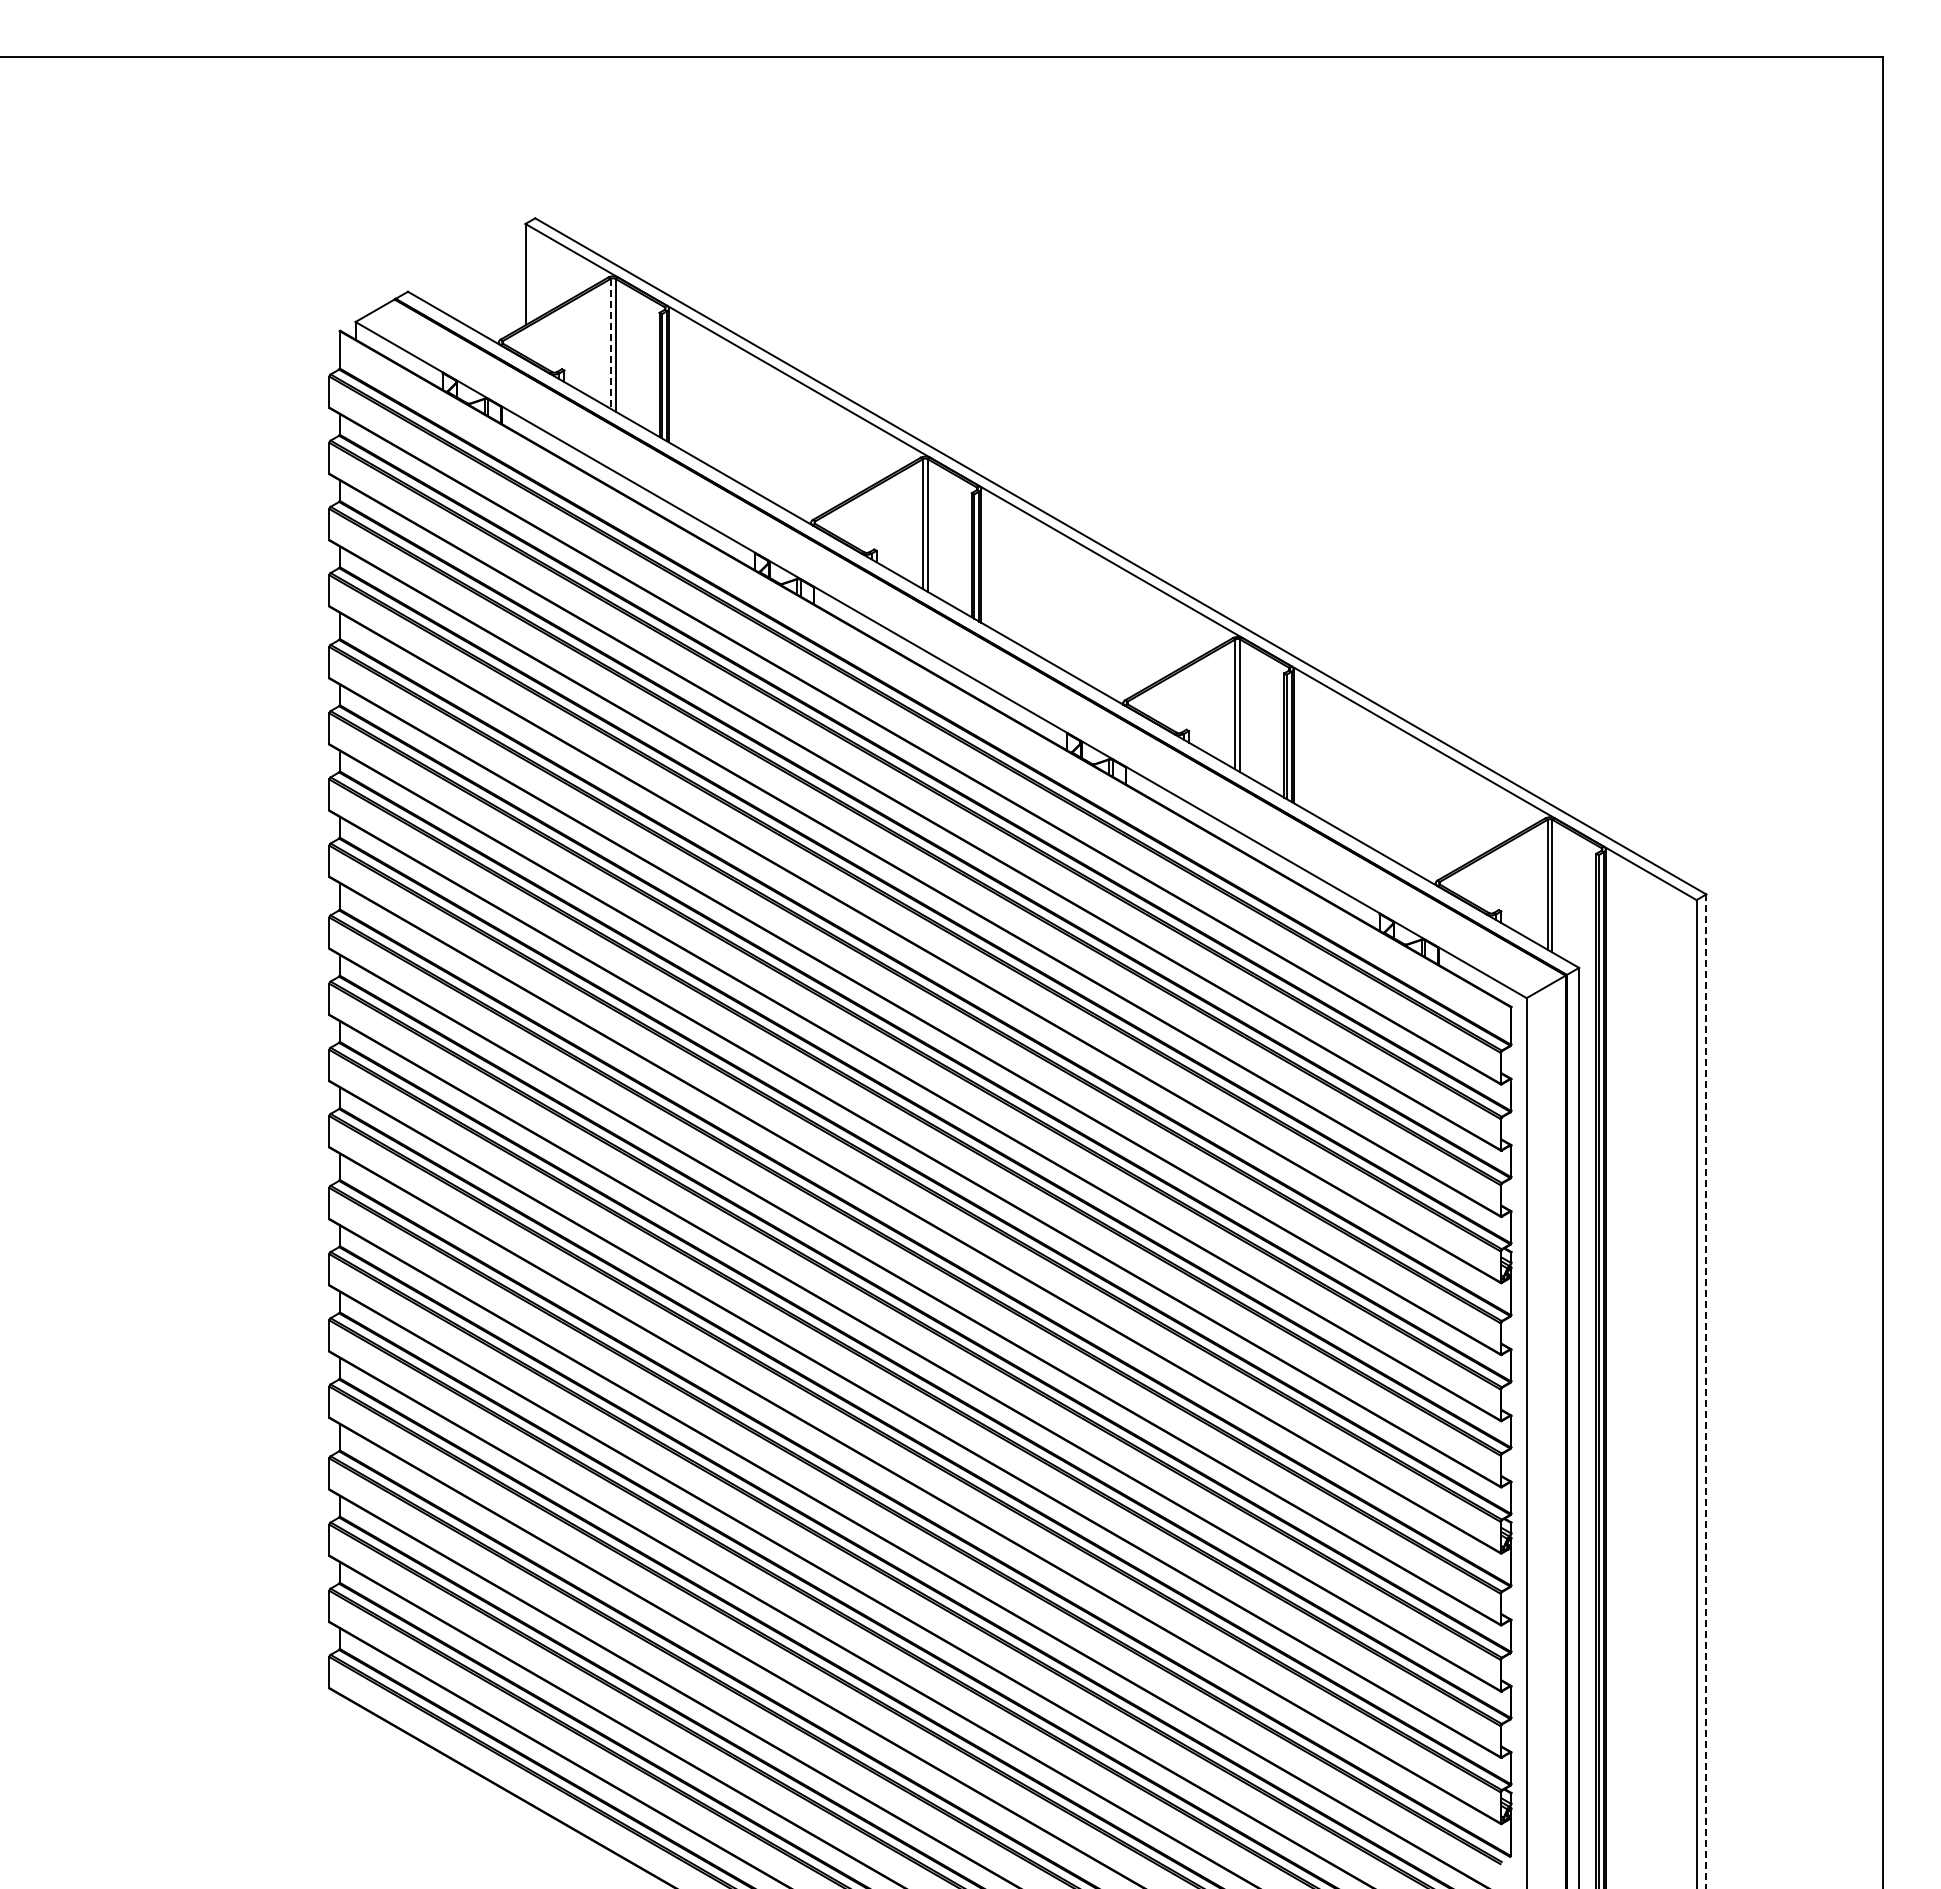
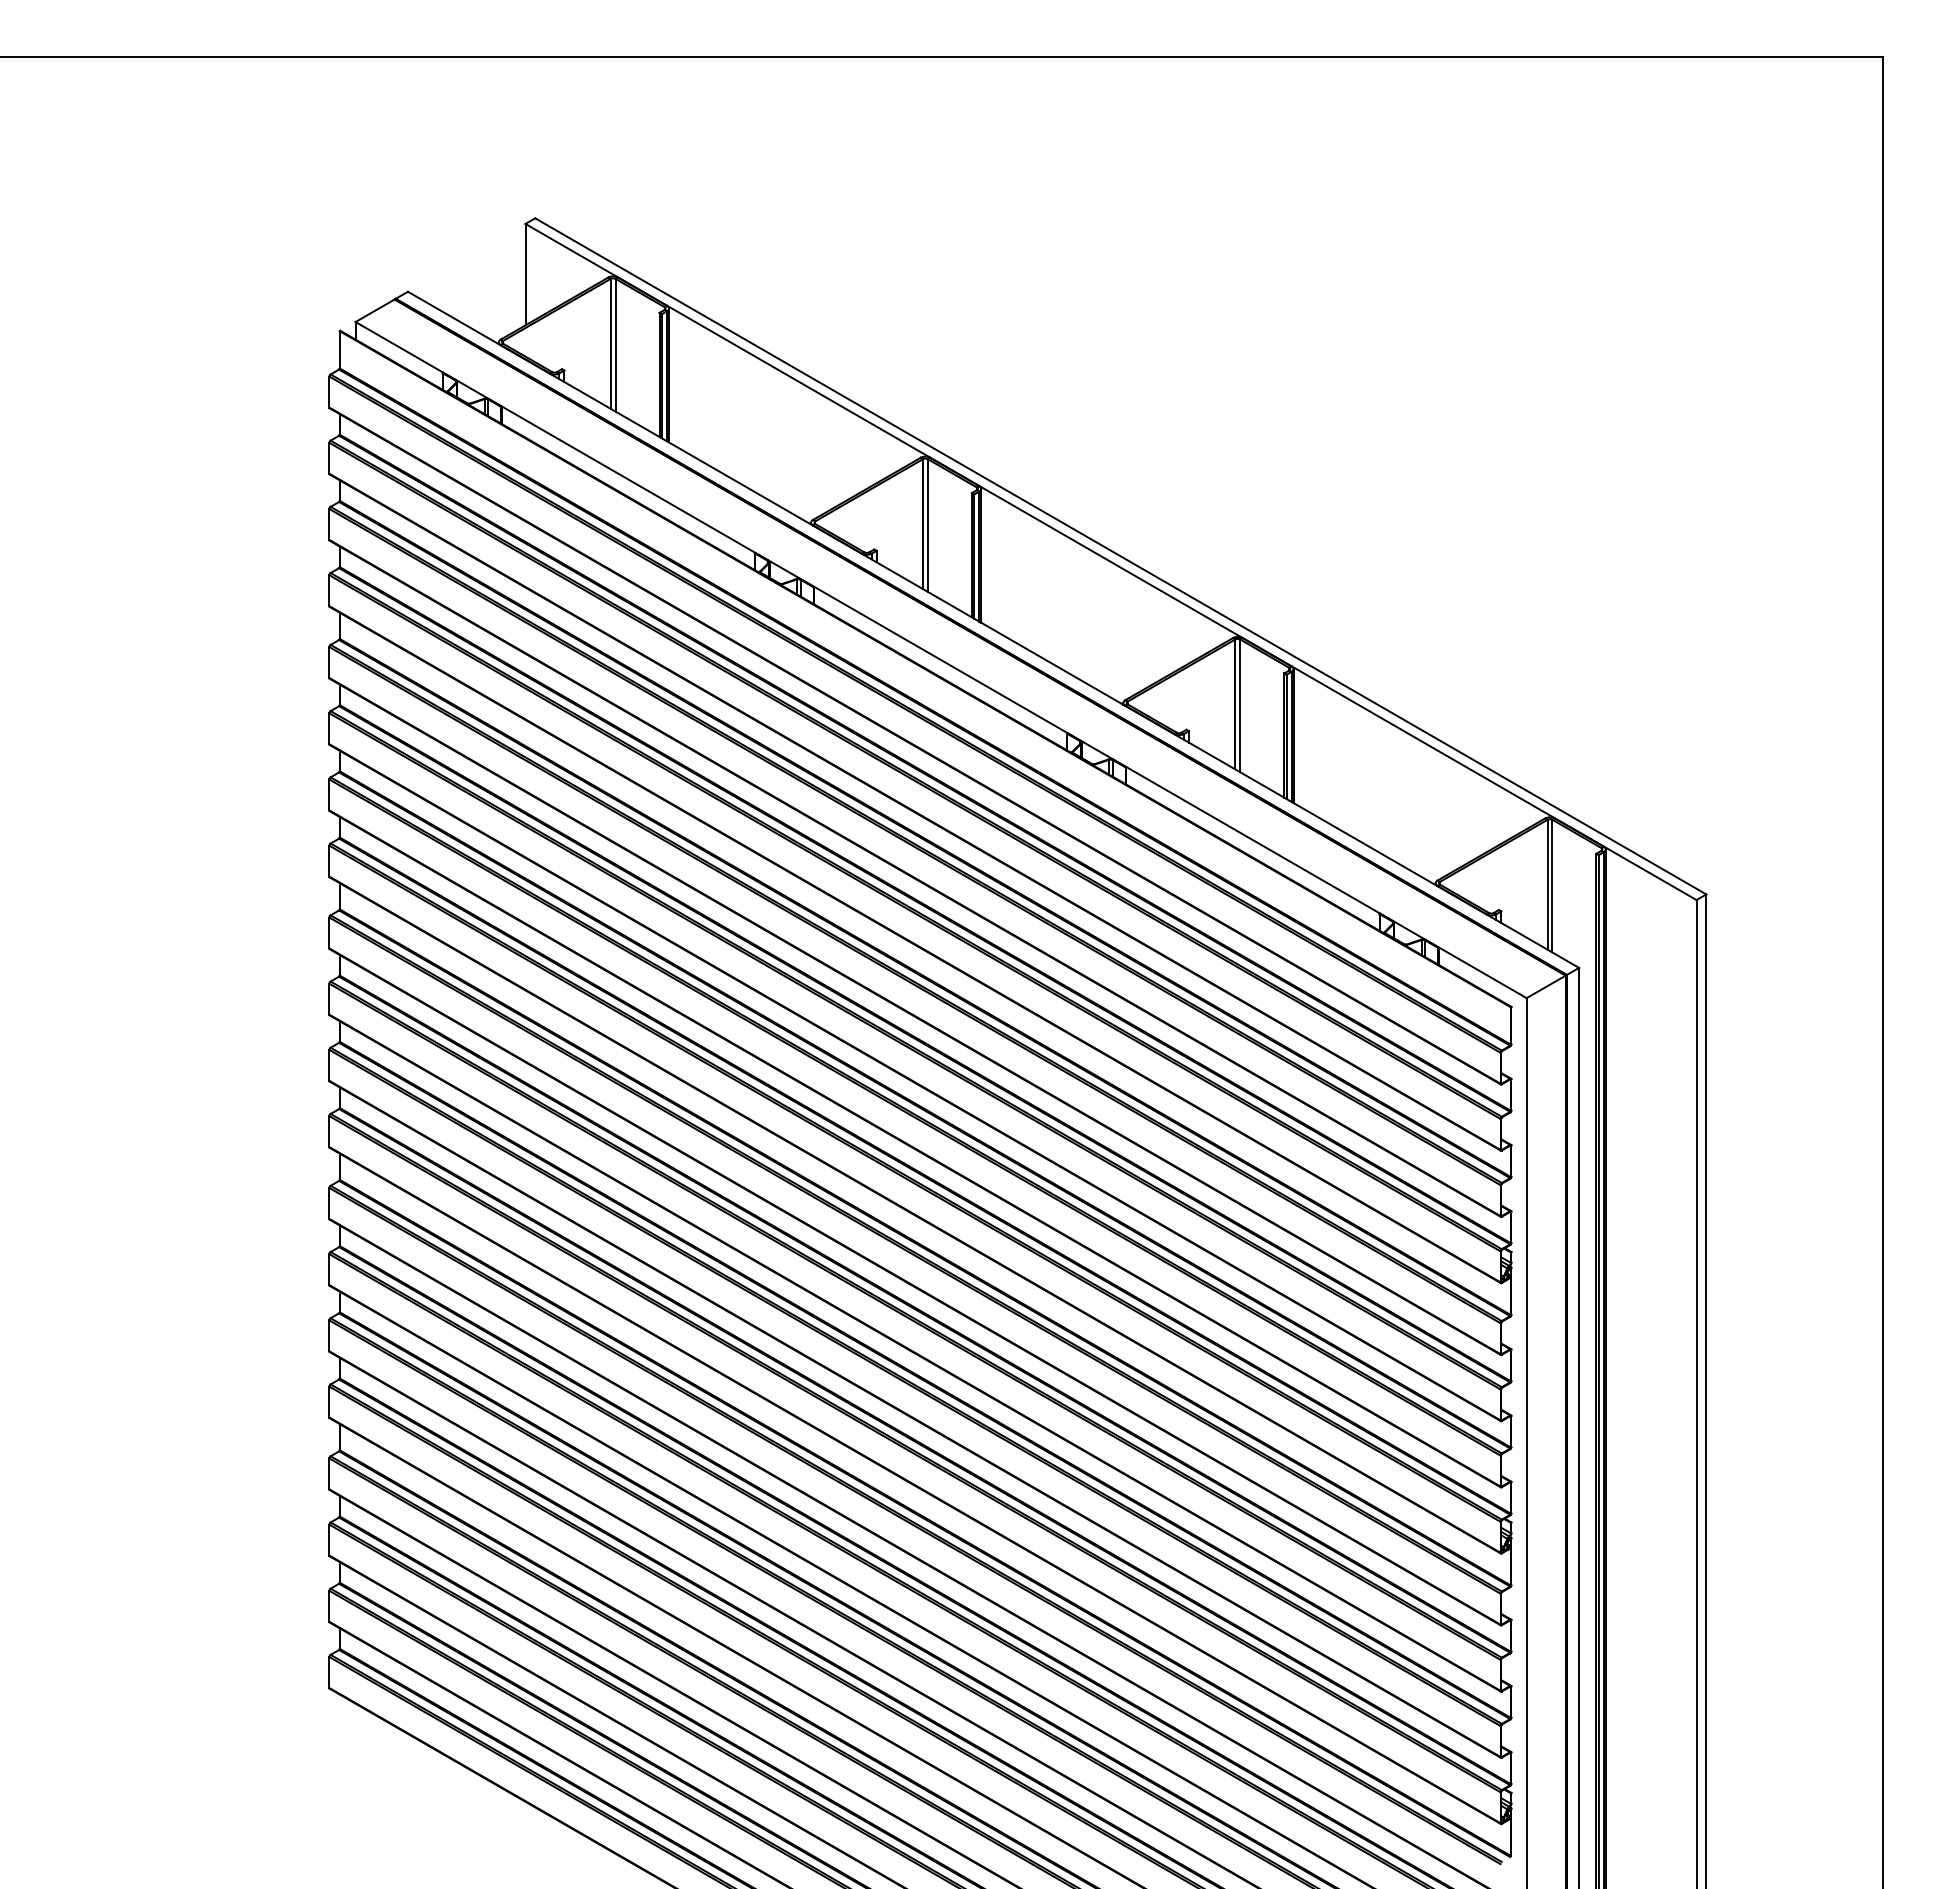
line: dashed -> solid (610, 344)
line: dashed -> solid (1706, 1392)
